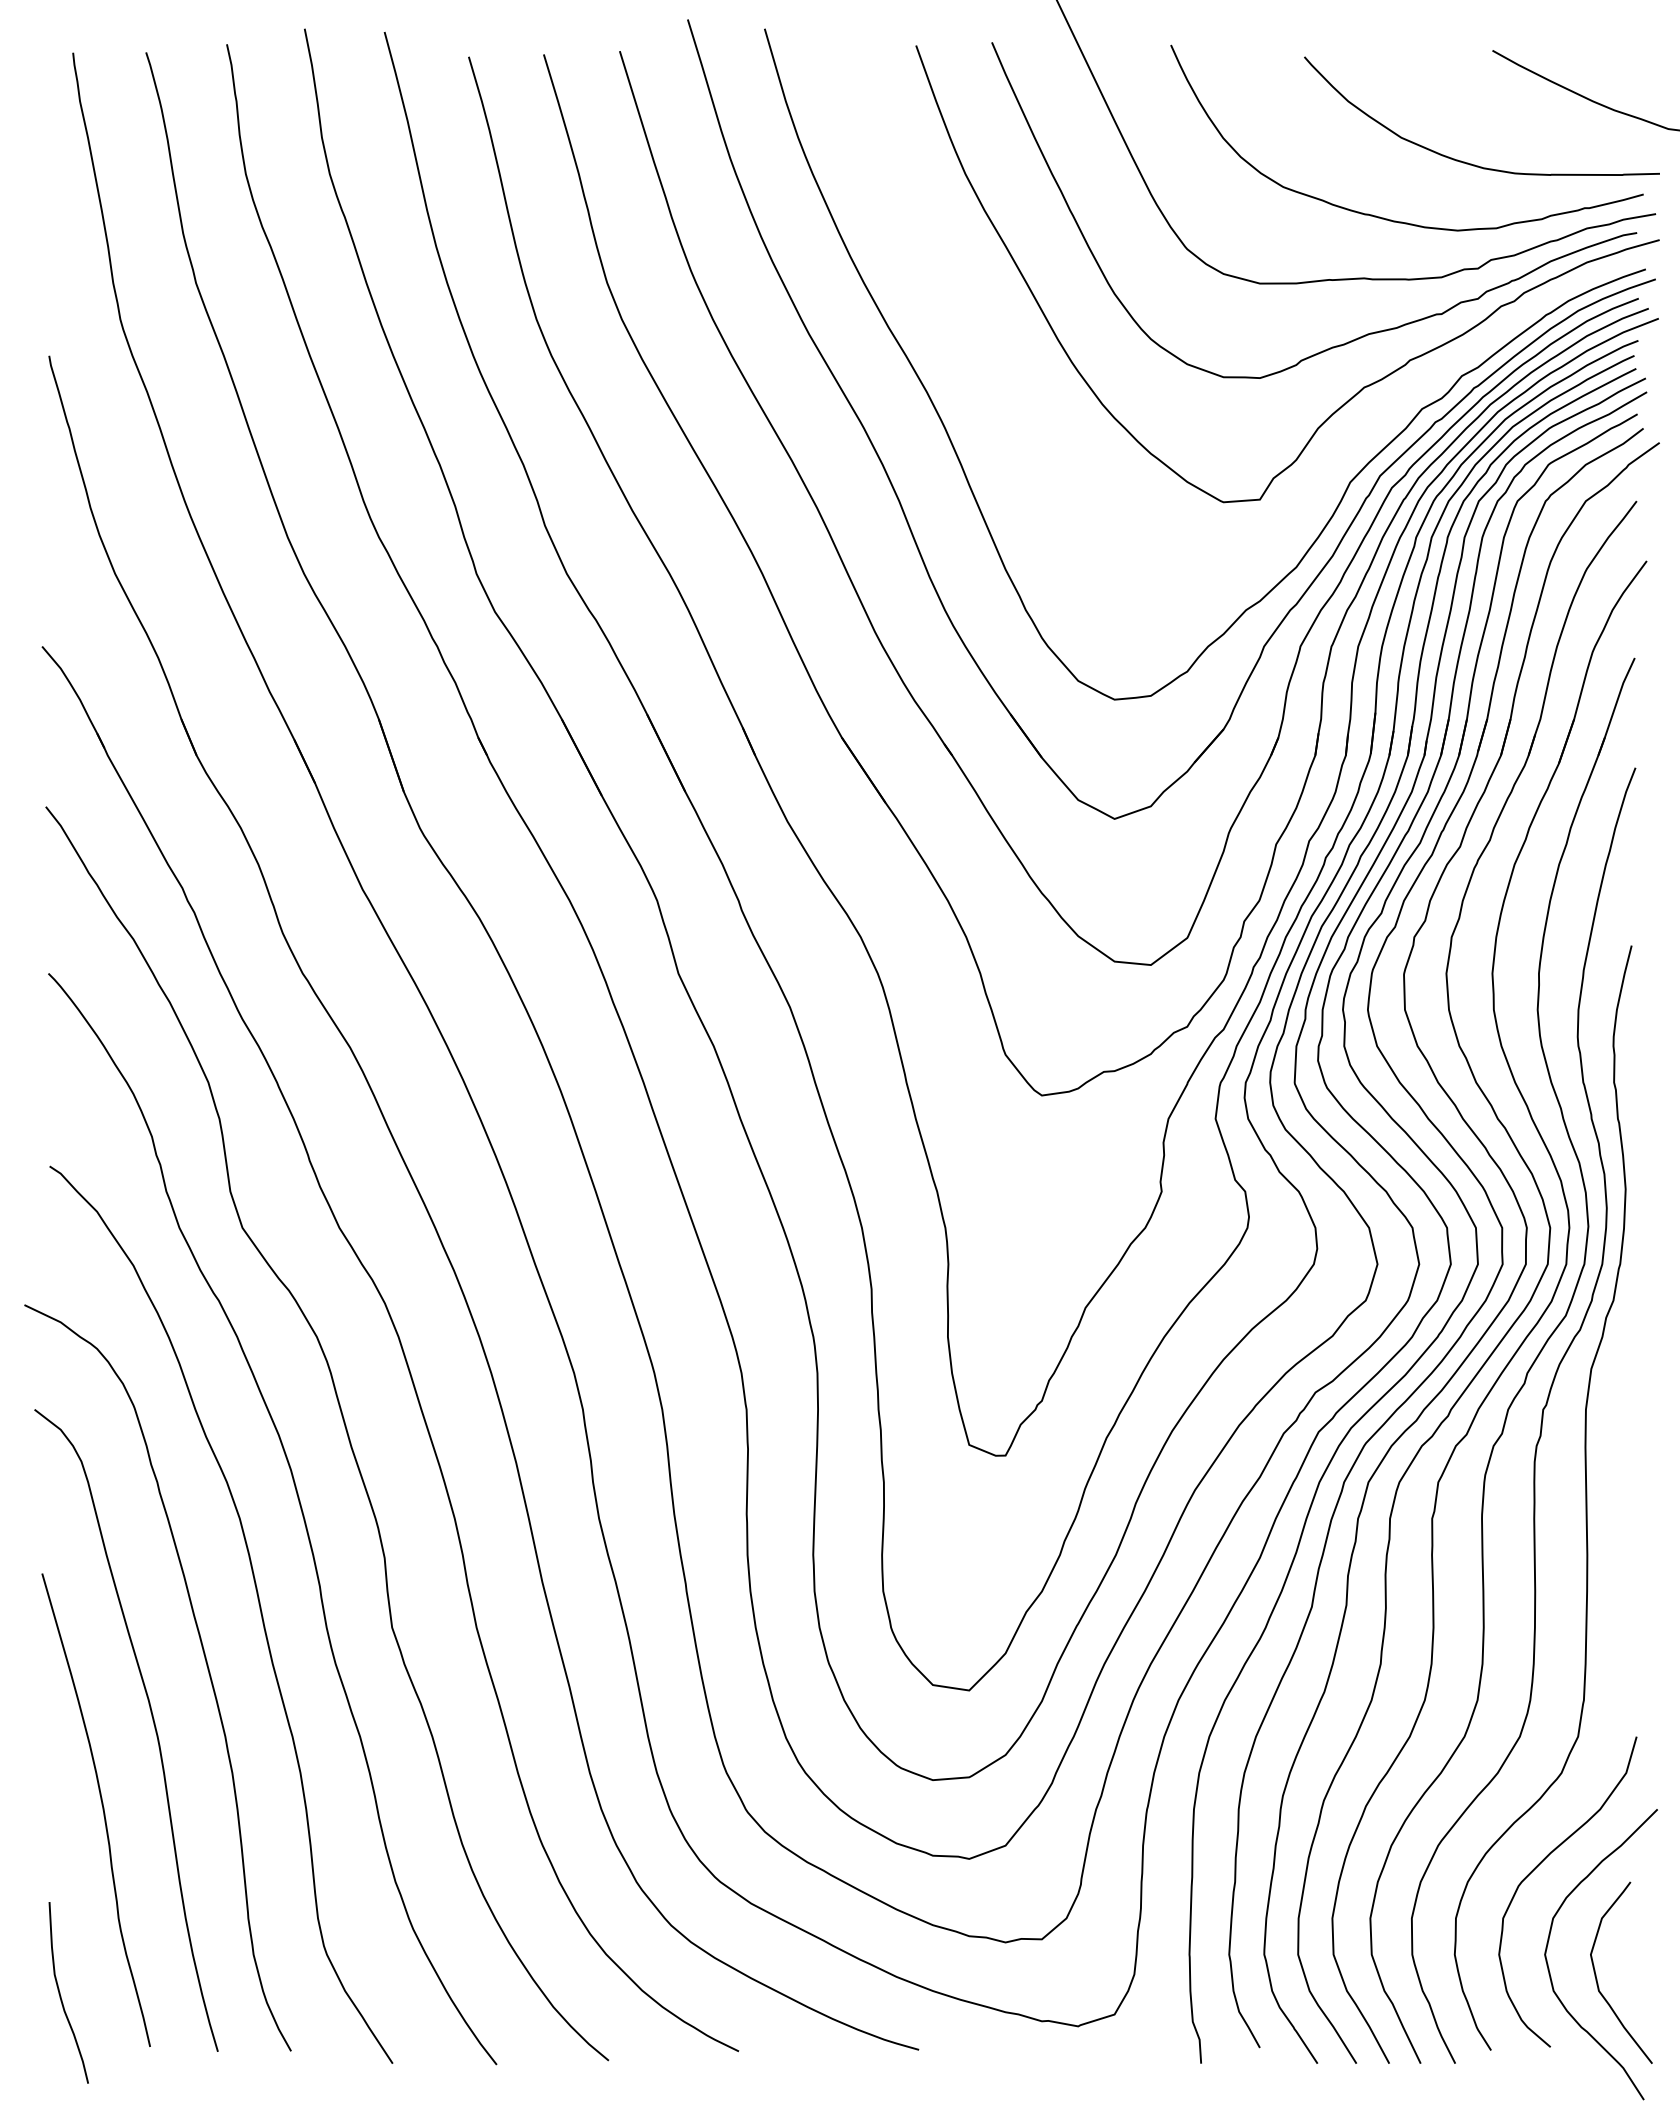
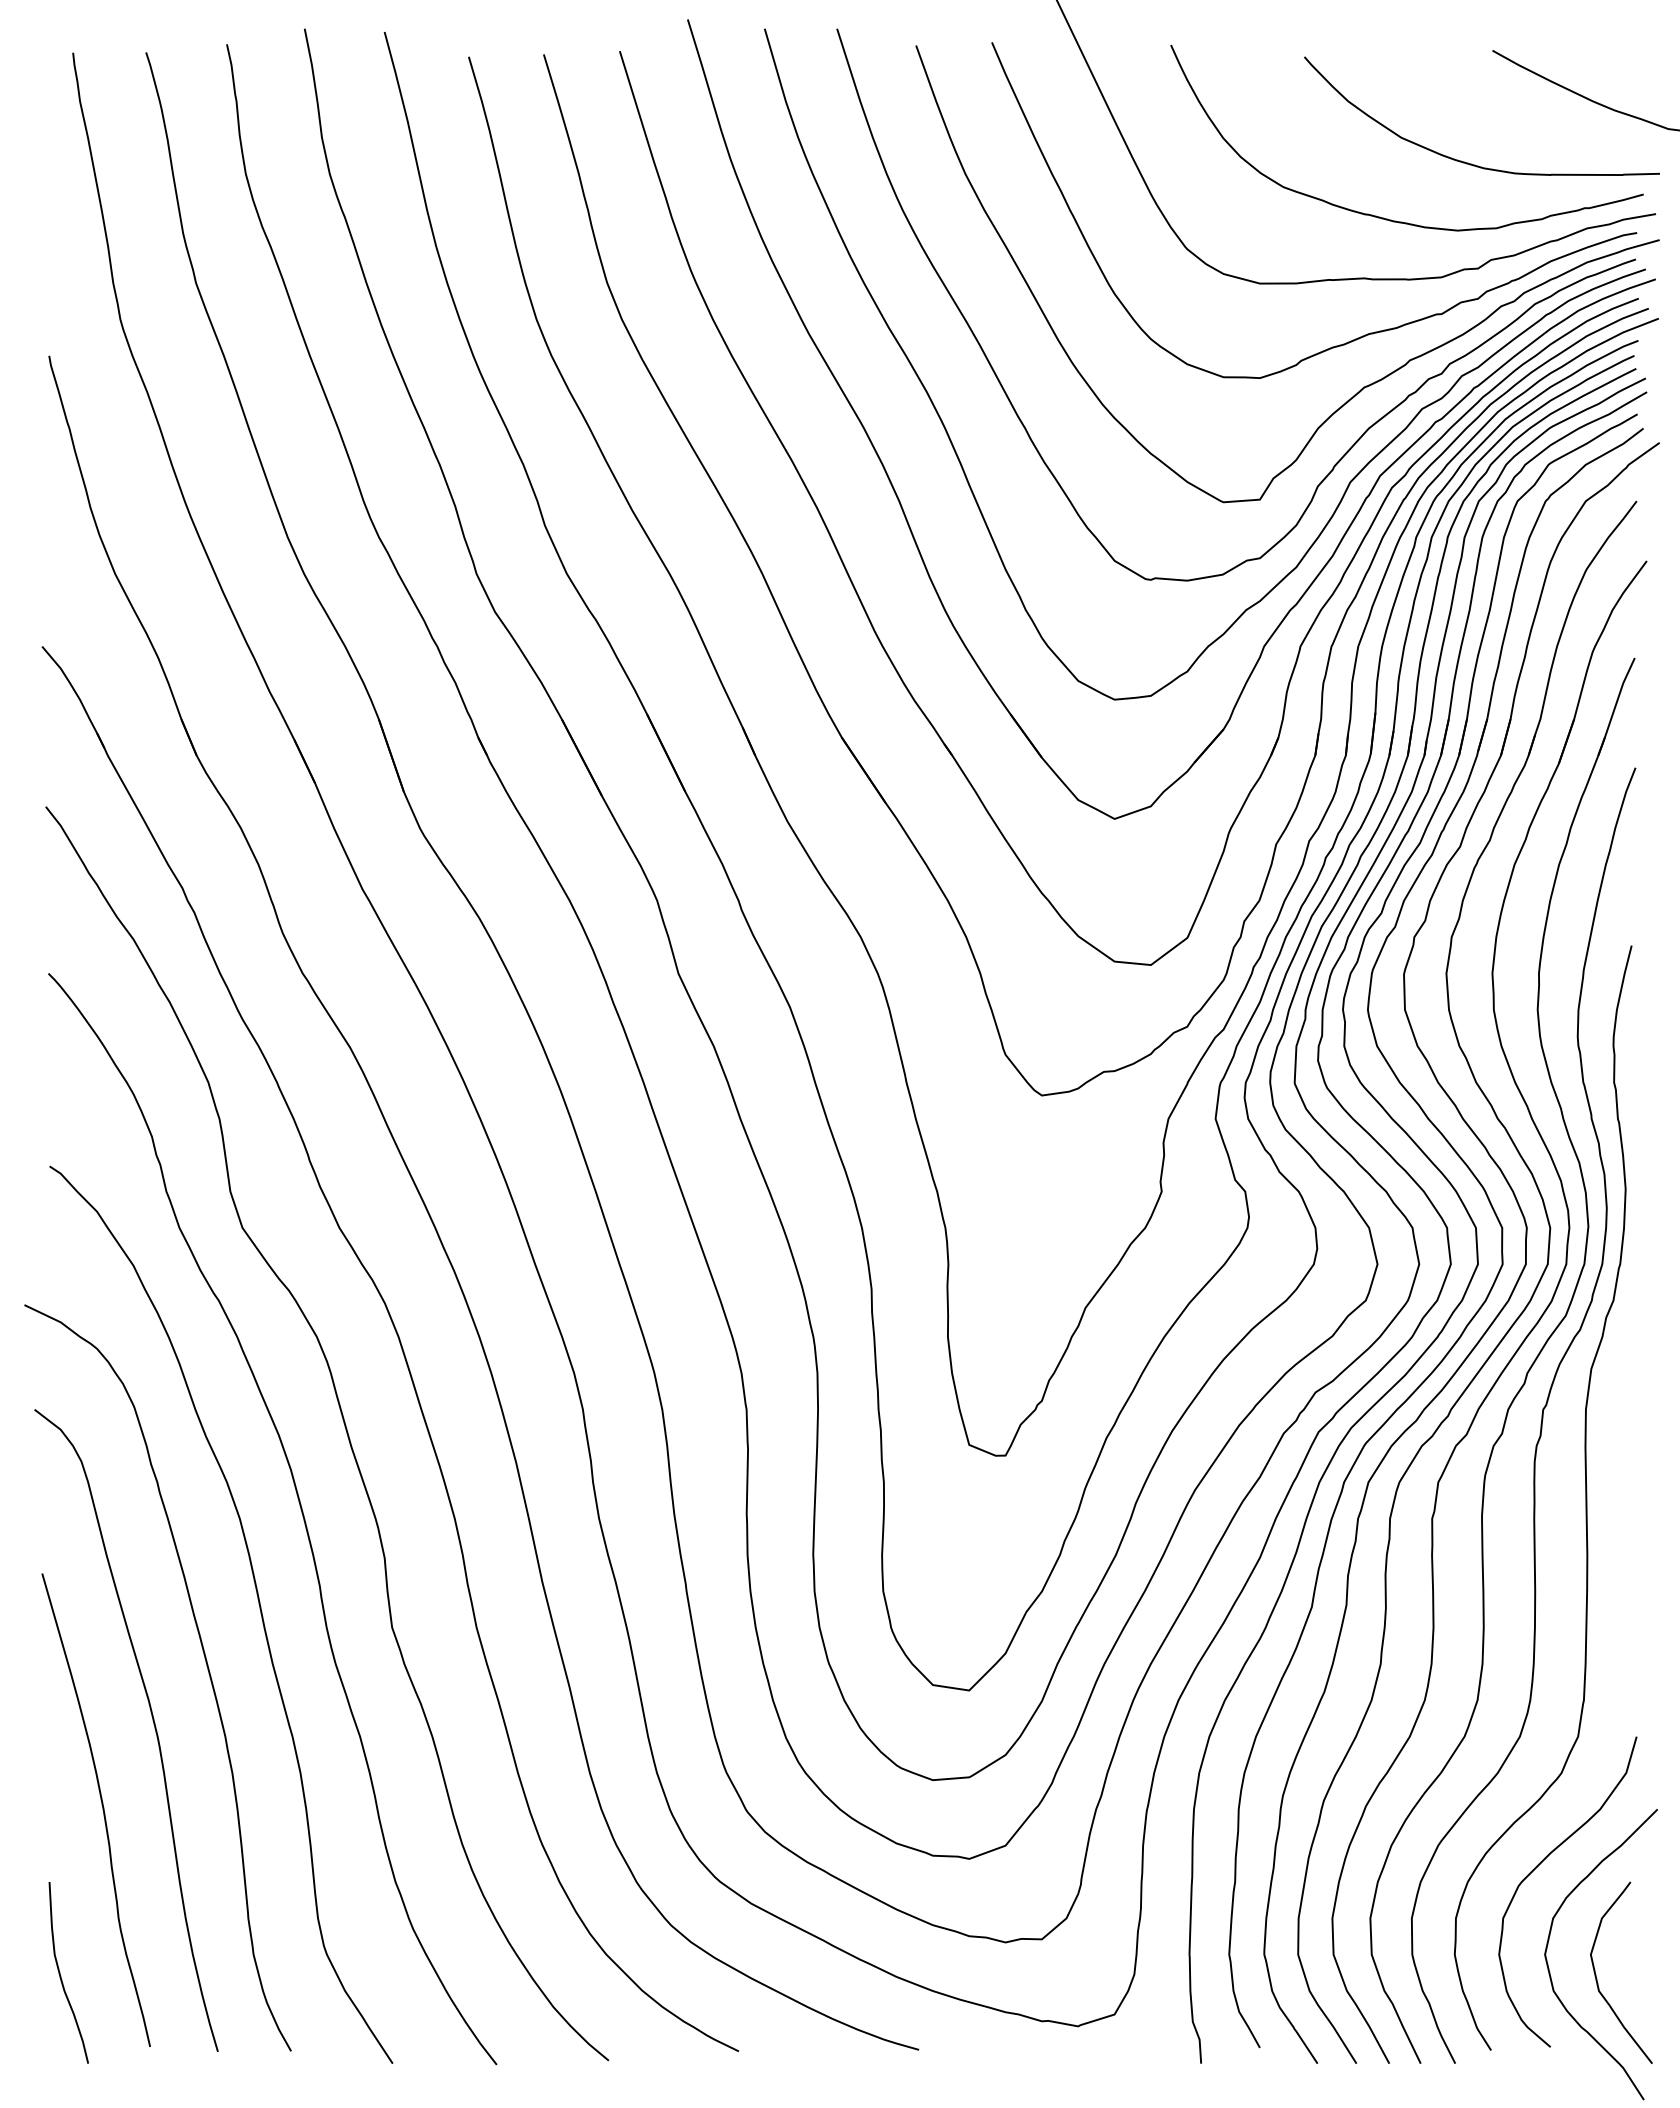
curve: none -> present (1363, 432)
curve position: (60, 1992) -> (60, 1972) (60, 1972)
